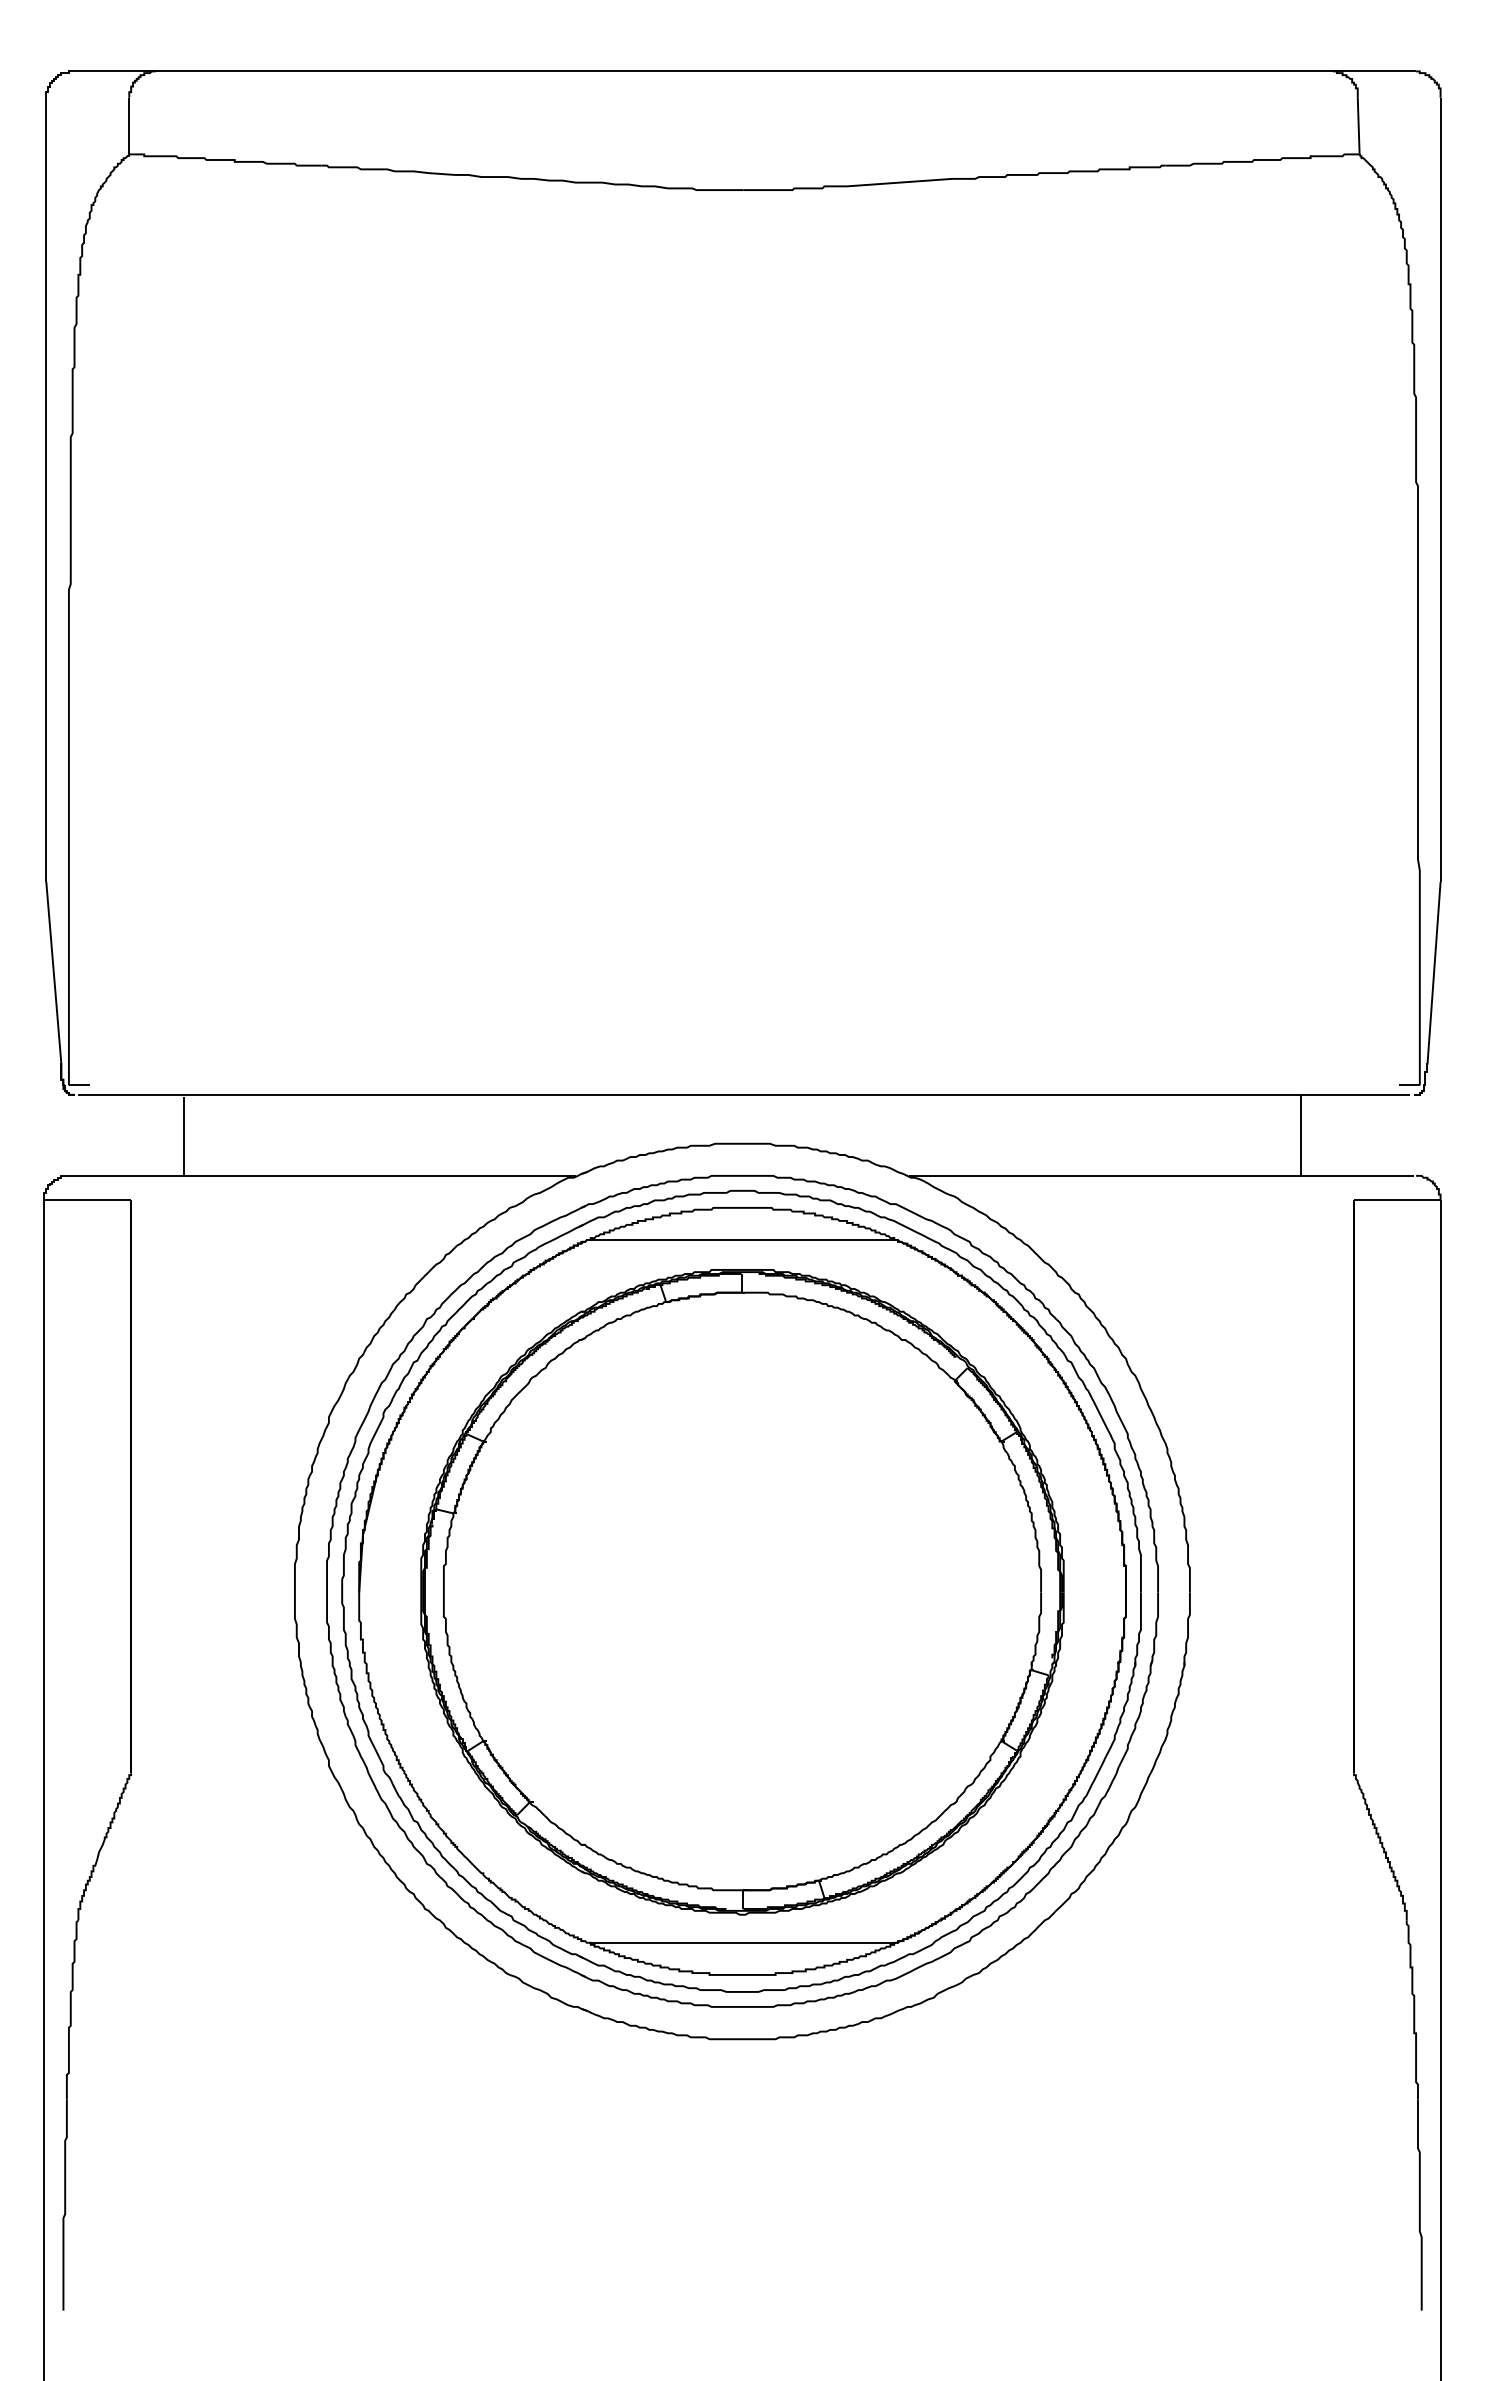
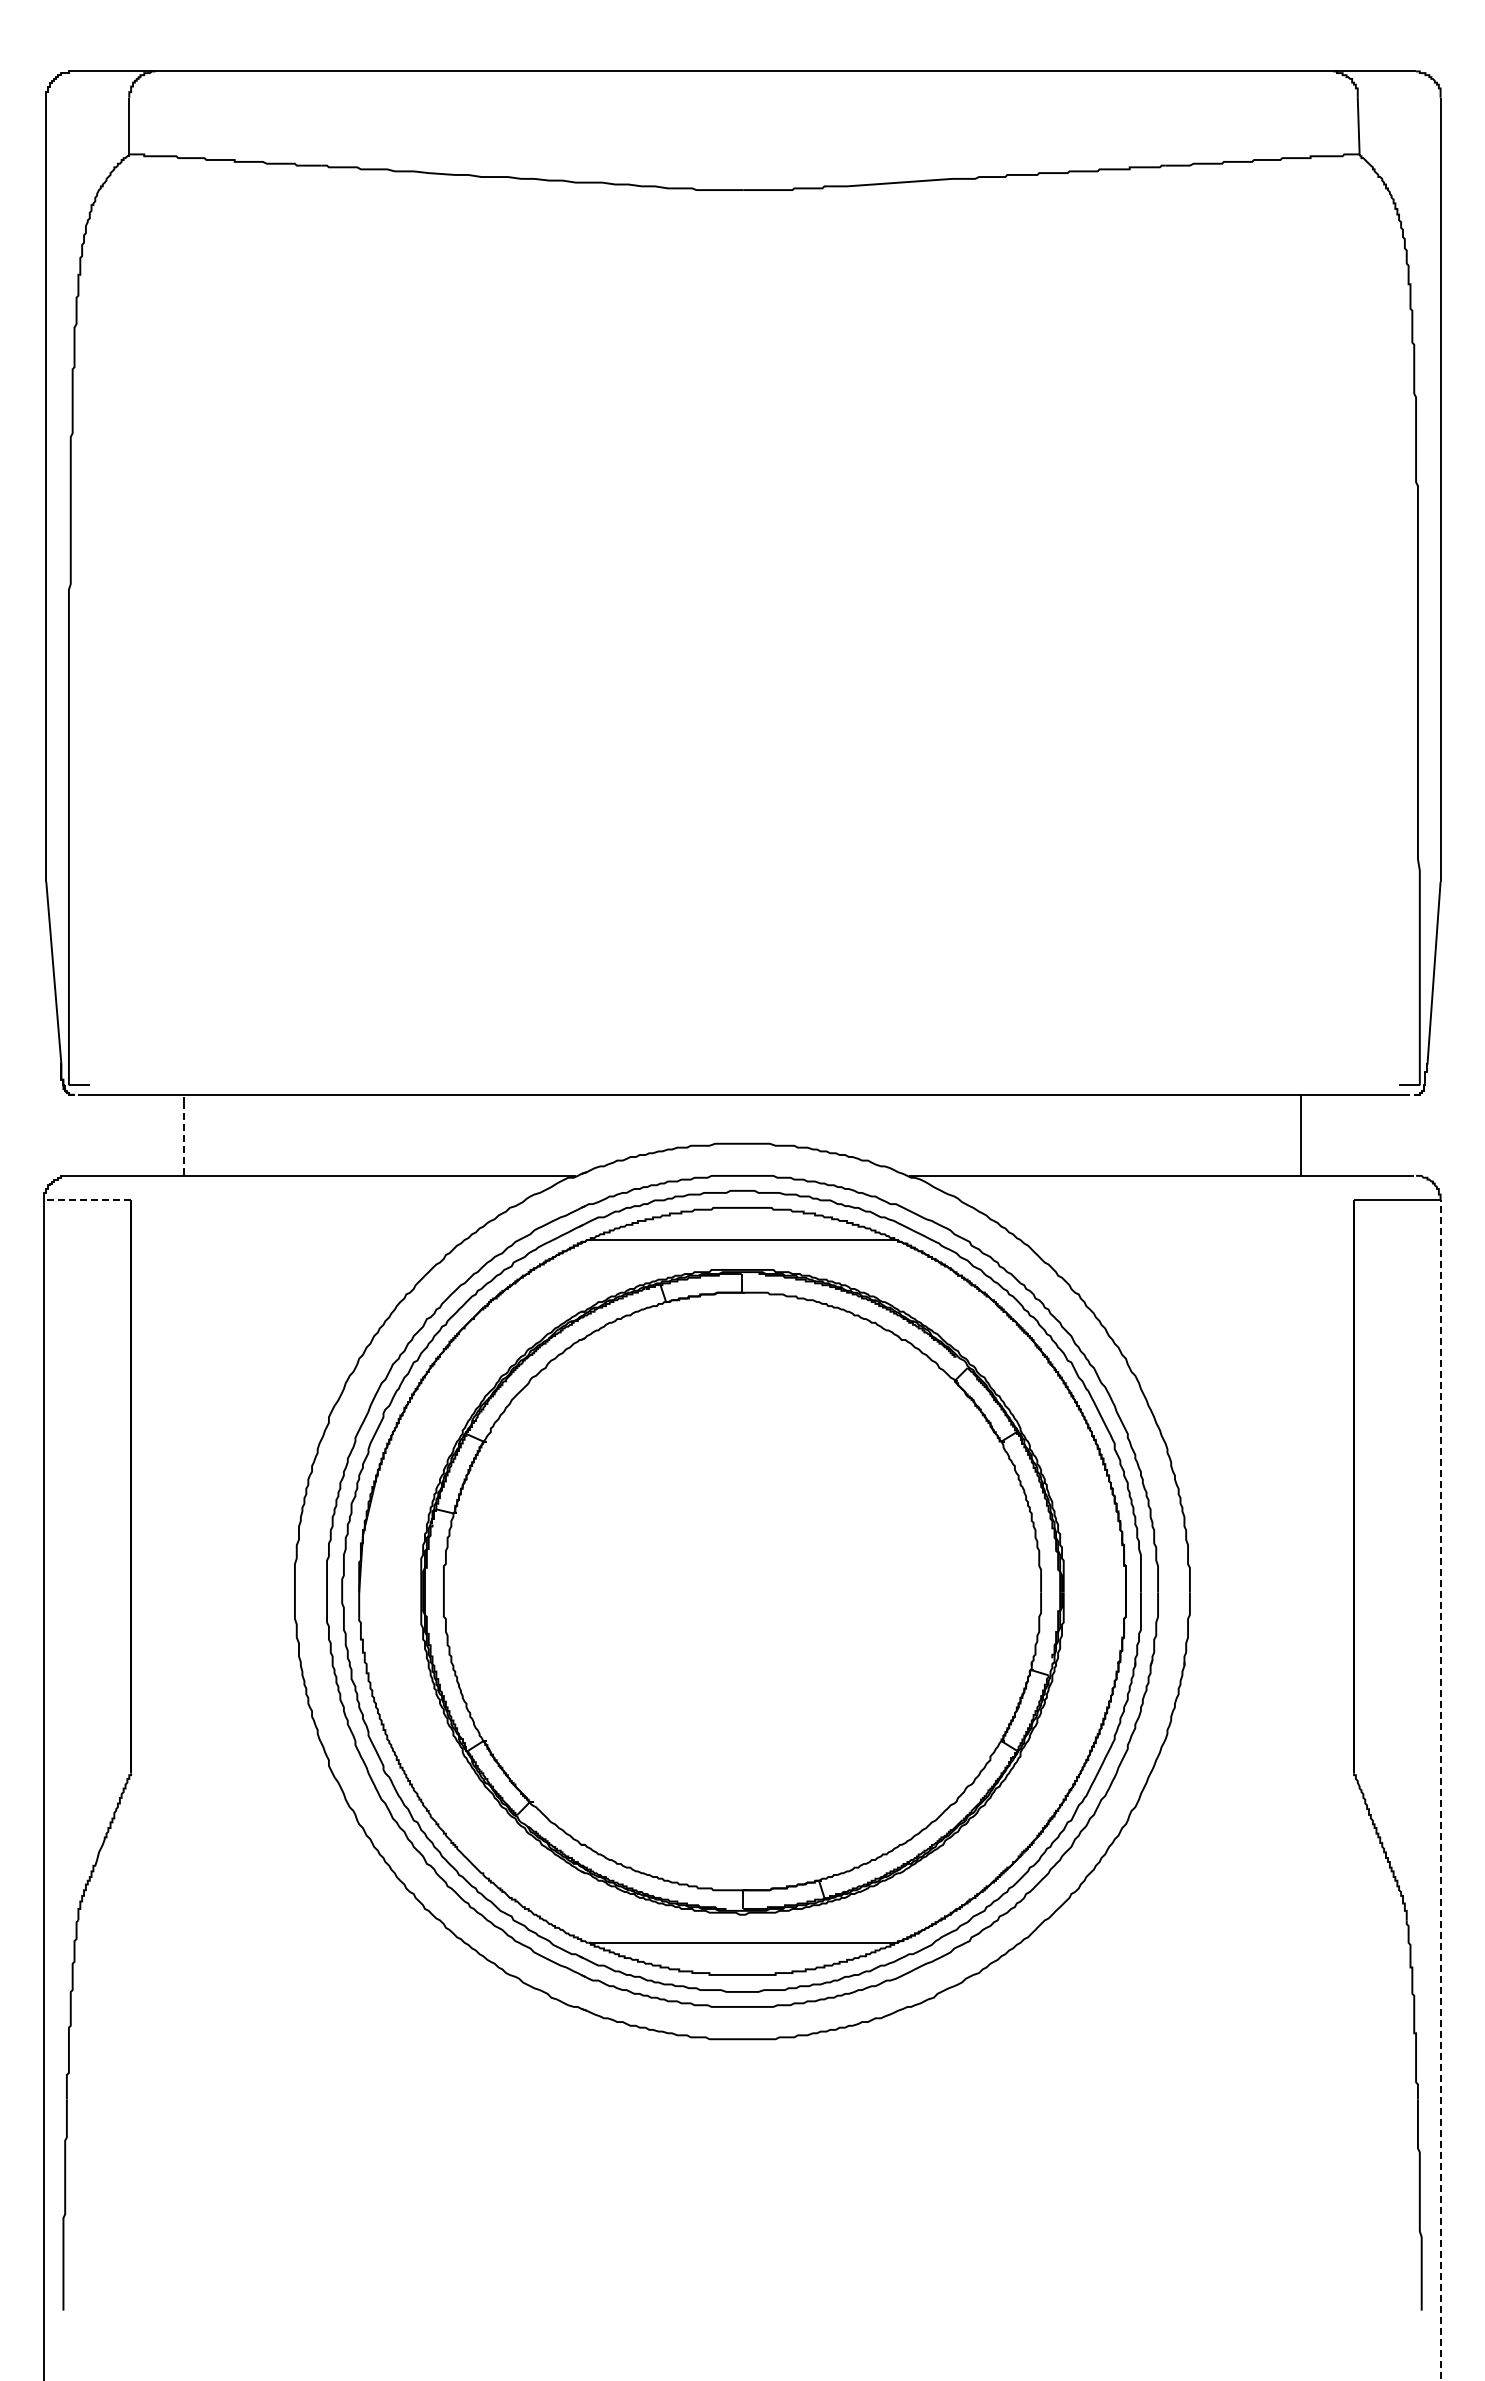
line: solid -> dashed (183, 1139)
line: solid -> dashed (87, 1200)
line: solid -> dashed (1440, 1790)
